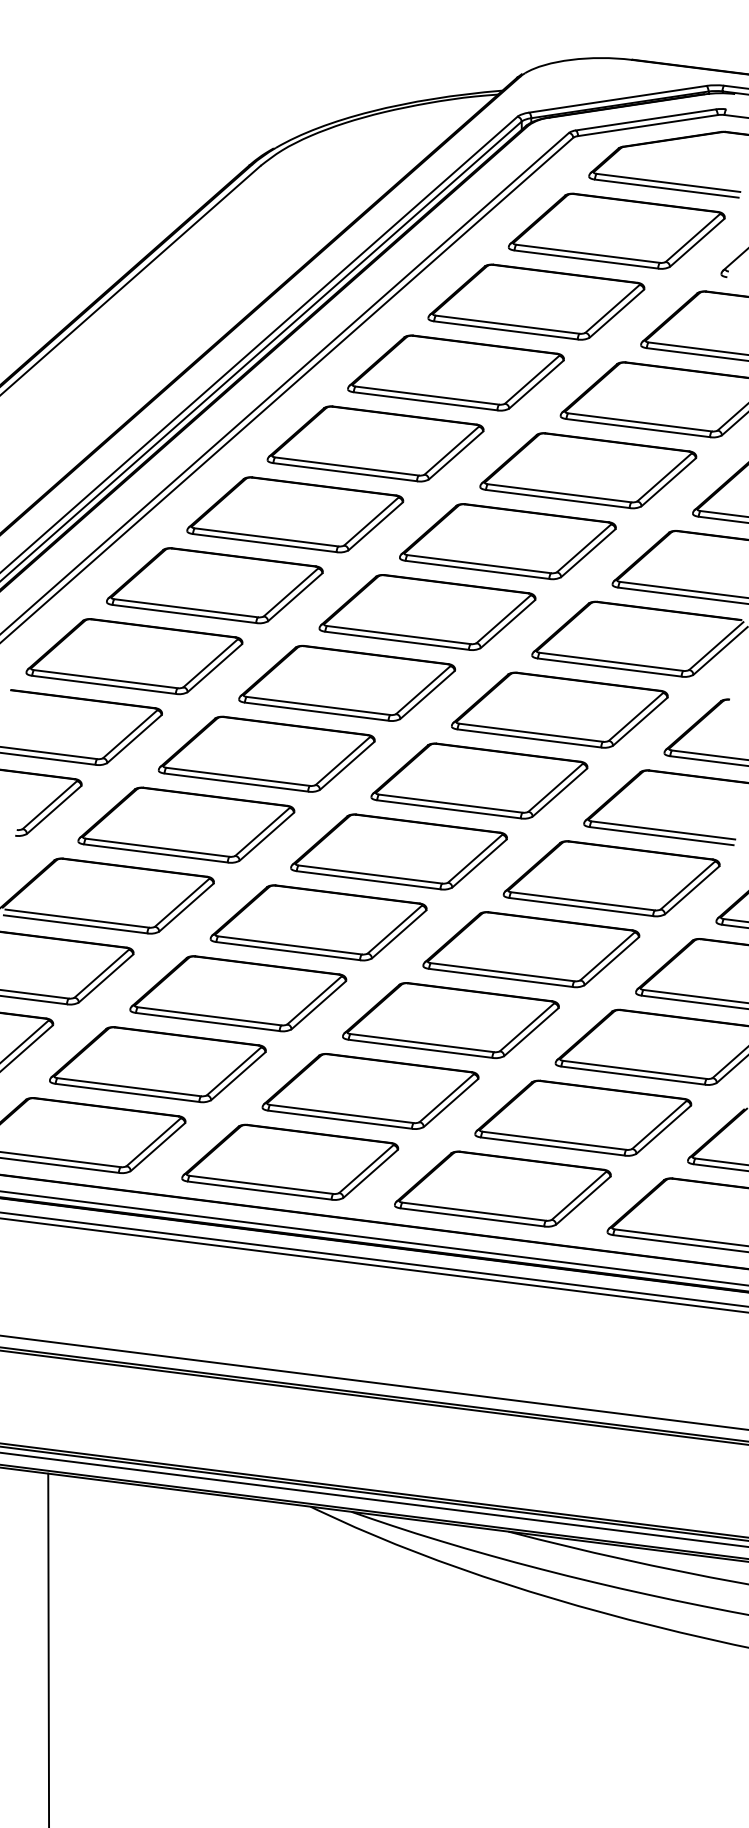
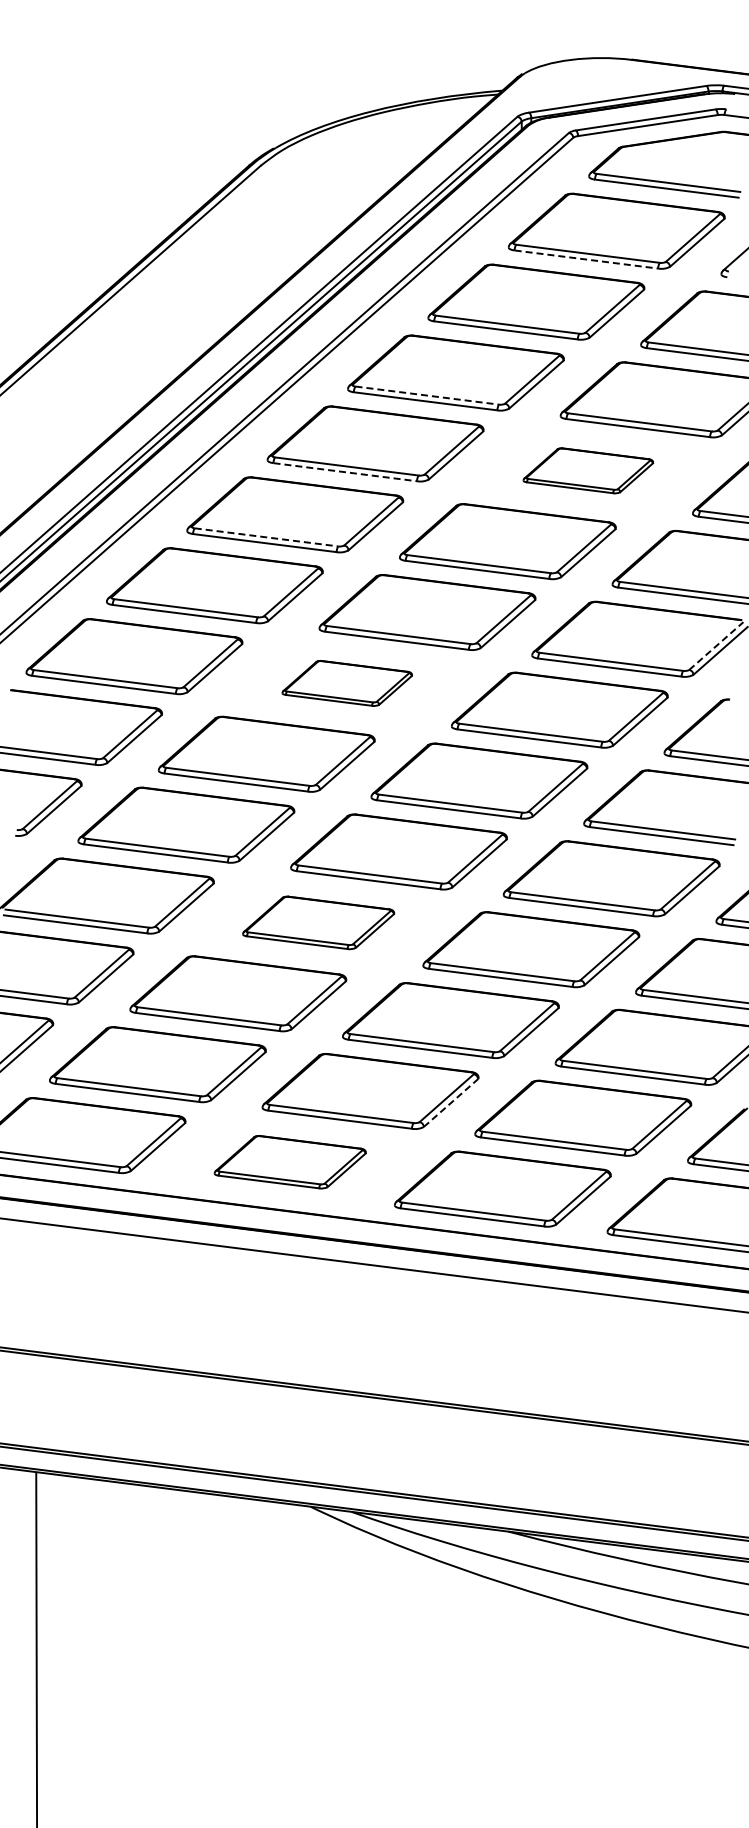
line: solid -> dashed (586, 259)
line: solid -> dashed (427, 395)
part size: 219x78 px -> 133x48 px (588, 470)
line: solid -> dashed (345, 472)
line: solid -> dashed (267, 537)
line: solid -> dashed (716, 645)
part size: 219x77 px -> 132x47 px (346, 683)
part size: 219x78 px -> 154x56 px (318, 922)
line: solid -> dashed (451, 1102)
part size: 219x78 px -> 154x55 px (289, 1162)
line: present -> none (373, 1238)
line: present -> none (373, 1259)
line: present -> none (373, 1382)
line: present -> none (373, 1499)
line position: (48, 1648) -> (36, 1648) (36, 1648)
